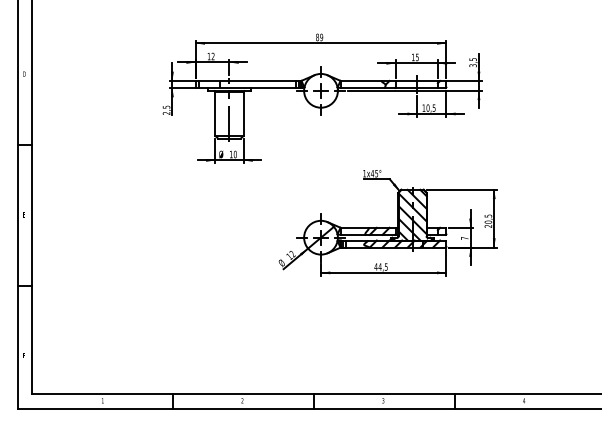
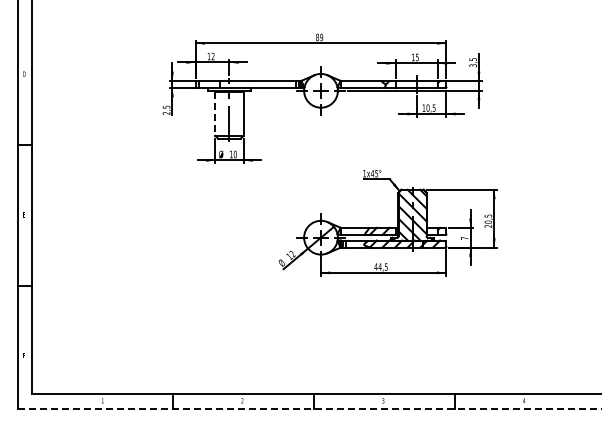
line: solid -> dashed (215, 114)
line: solid -> dashed (309, 408)
